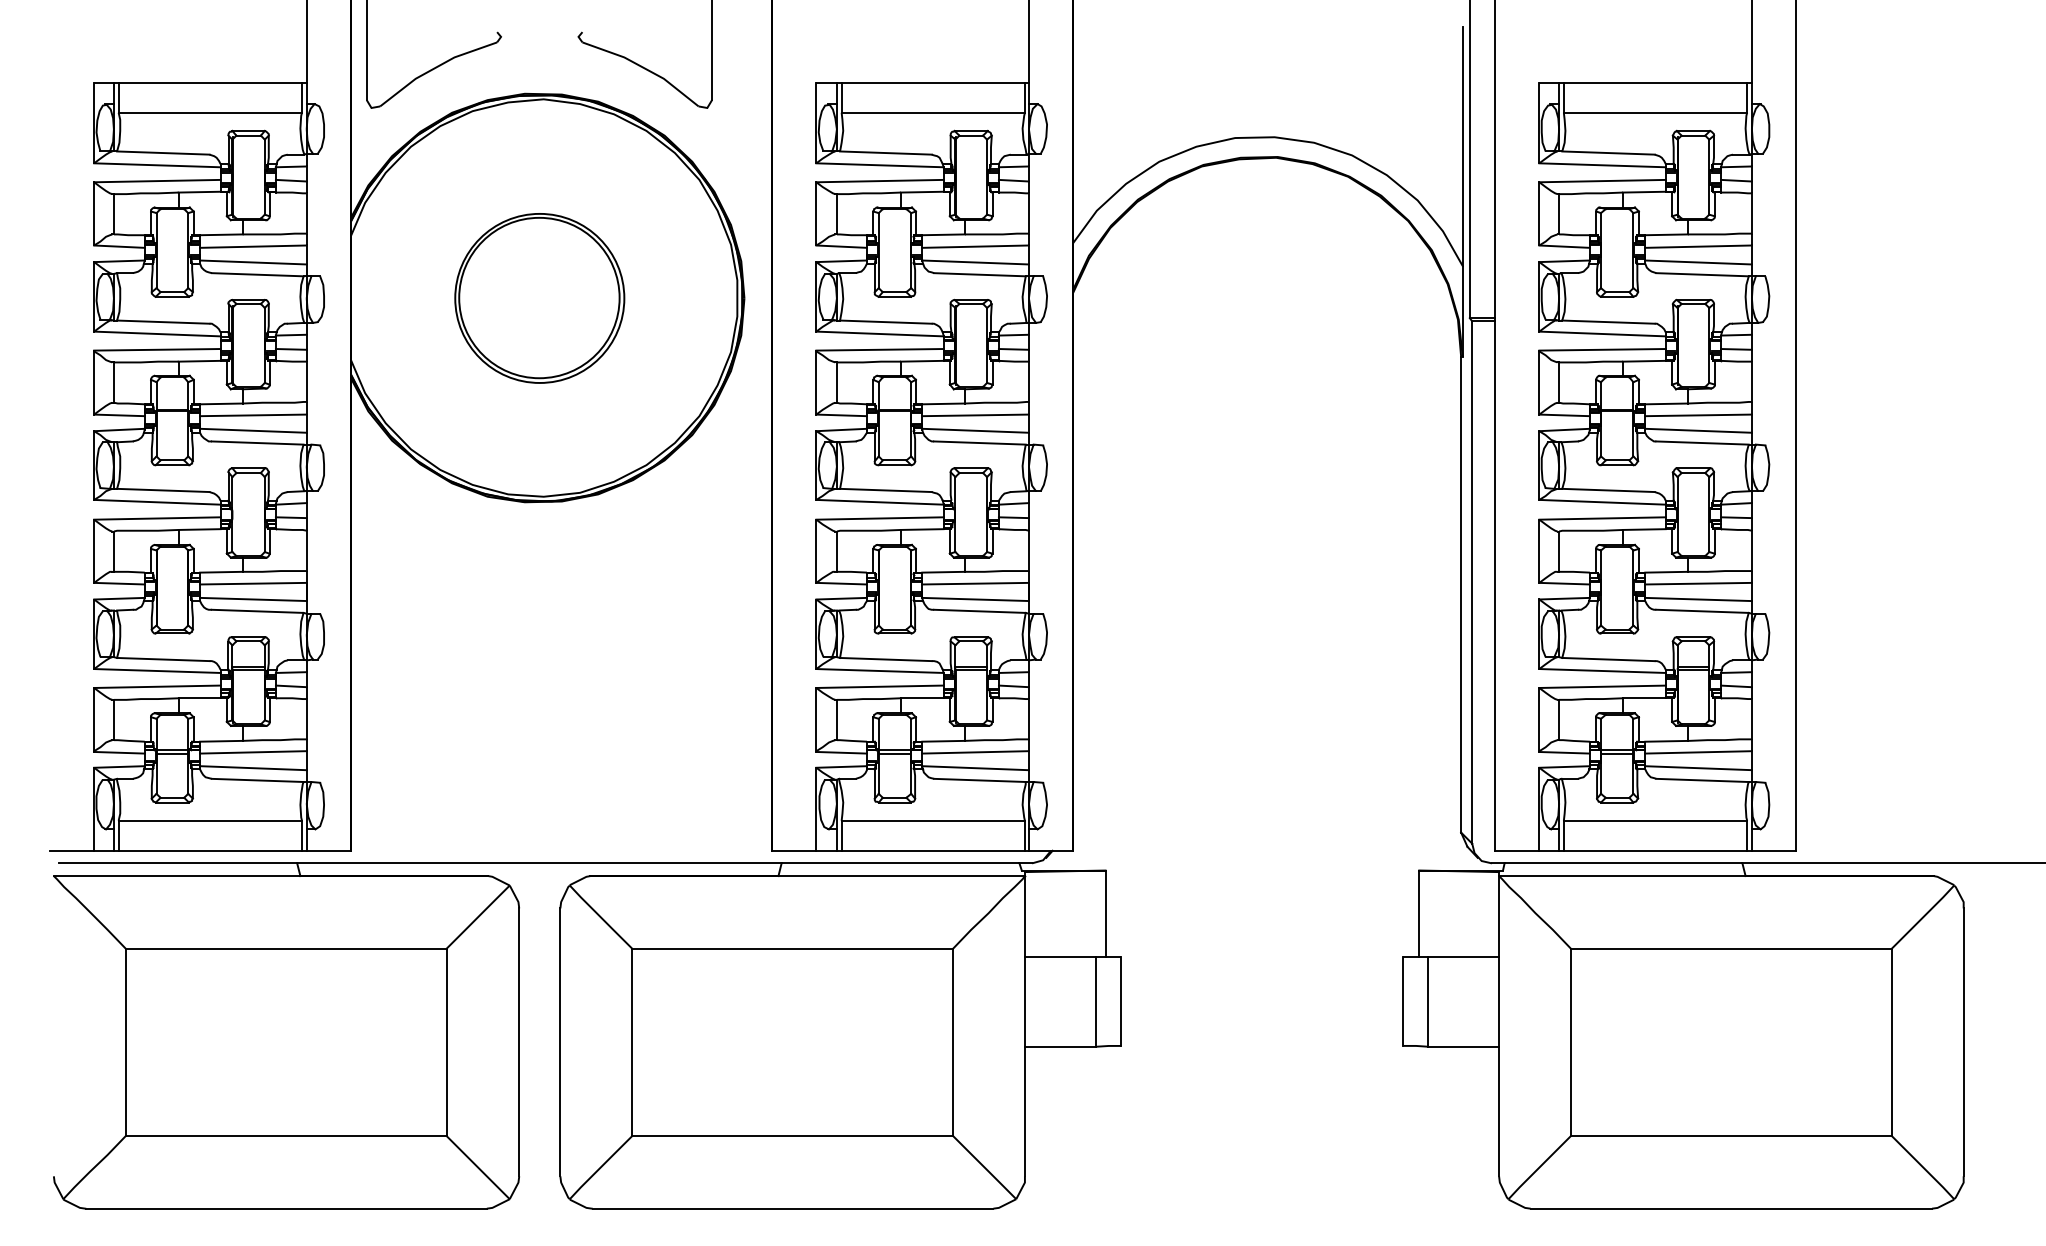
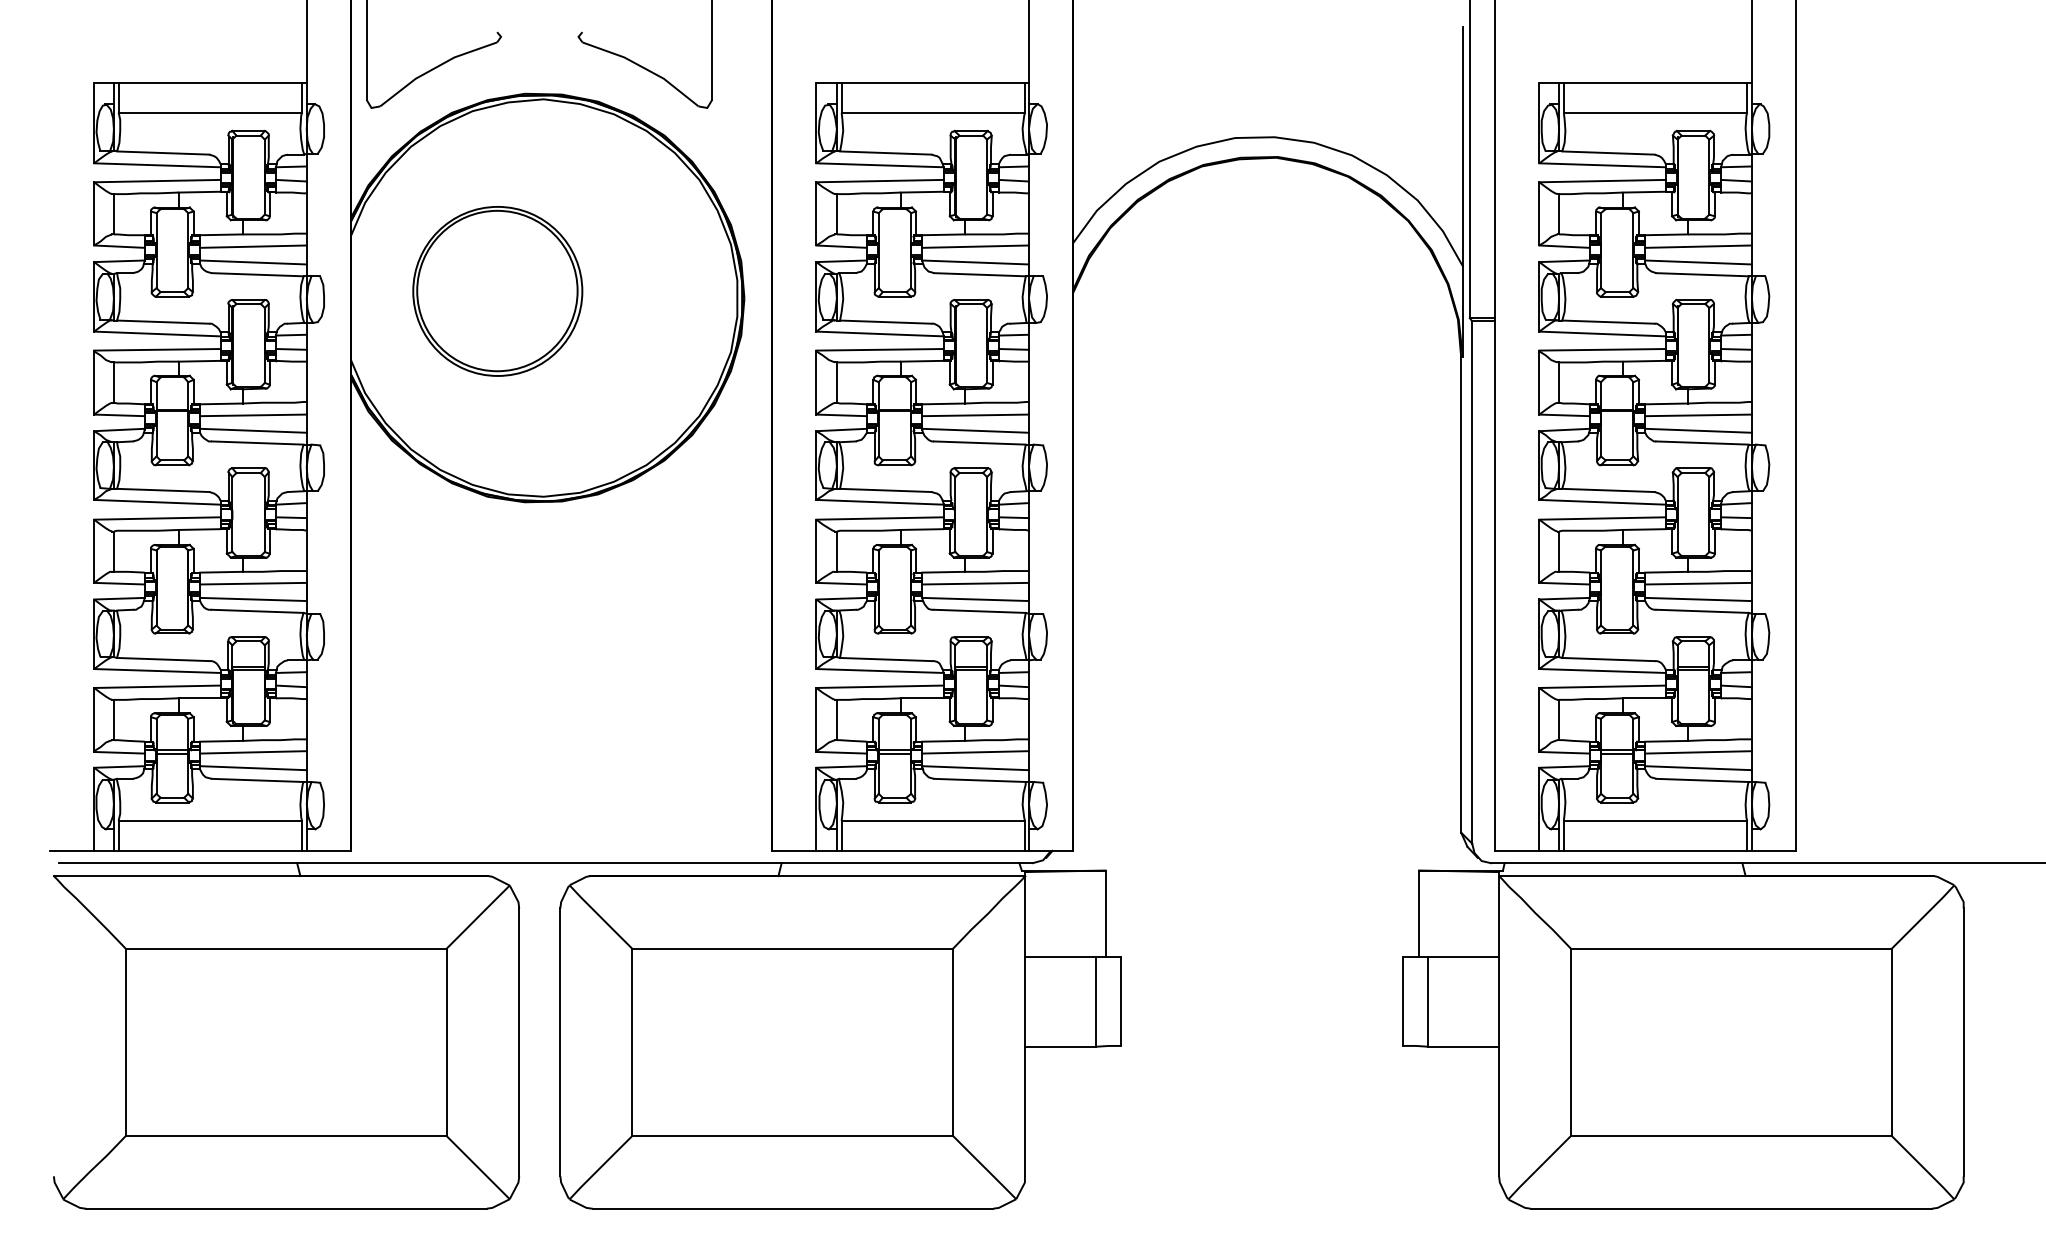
part position: (539, 298) -> (497, 291) (497, 291)
